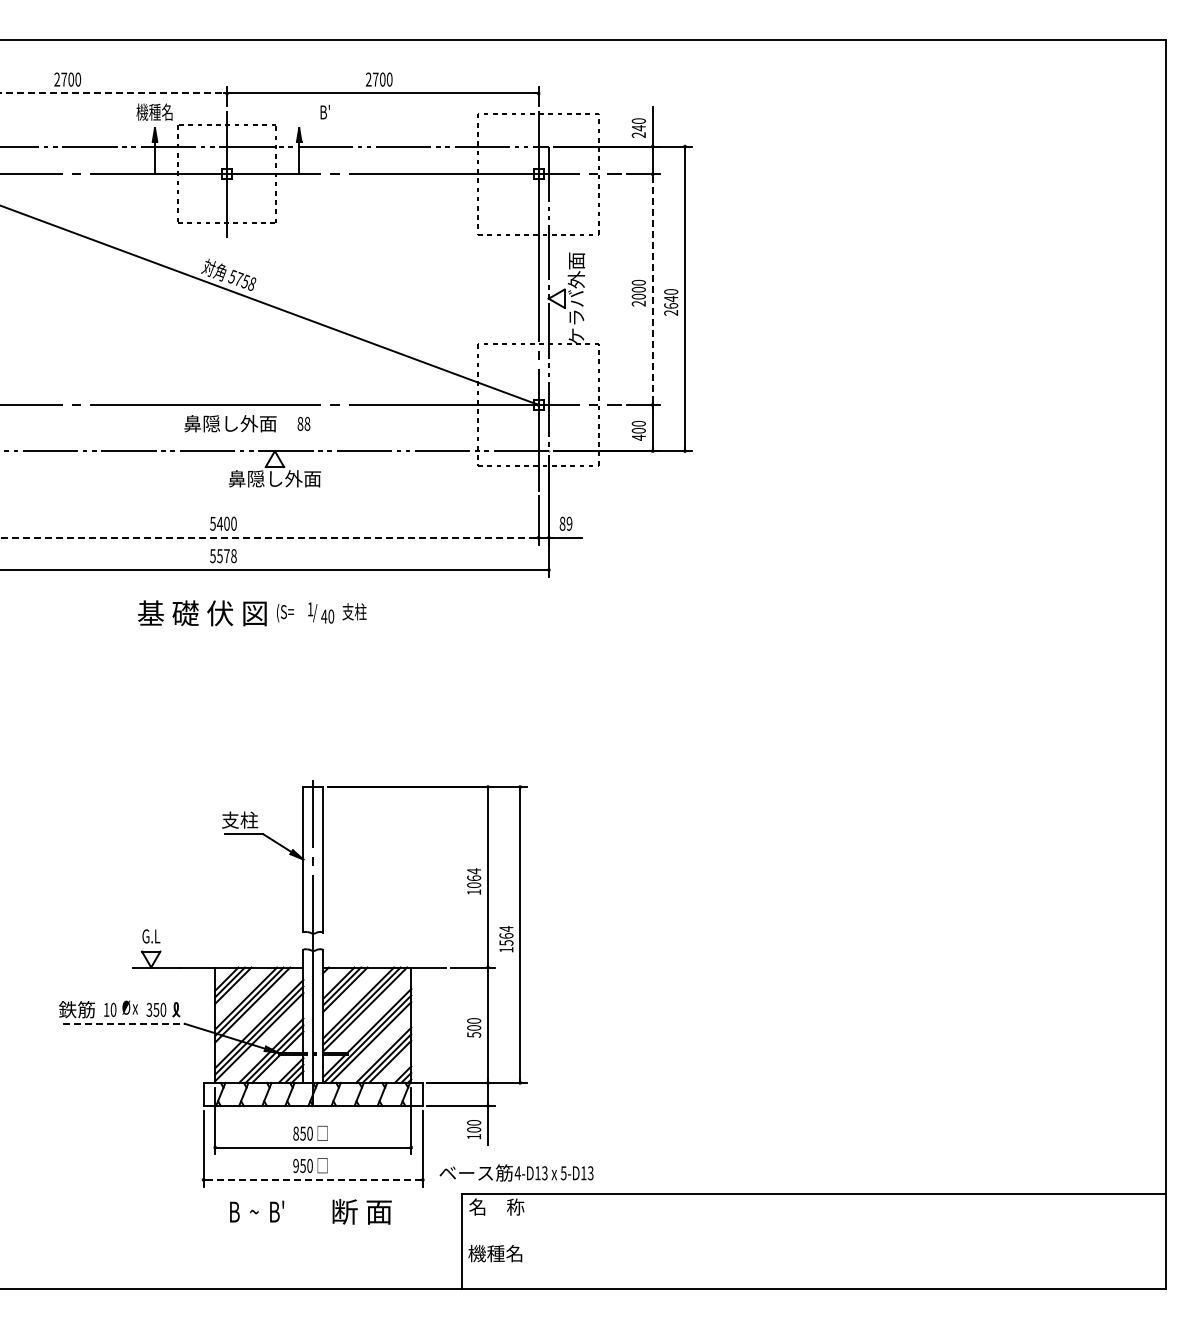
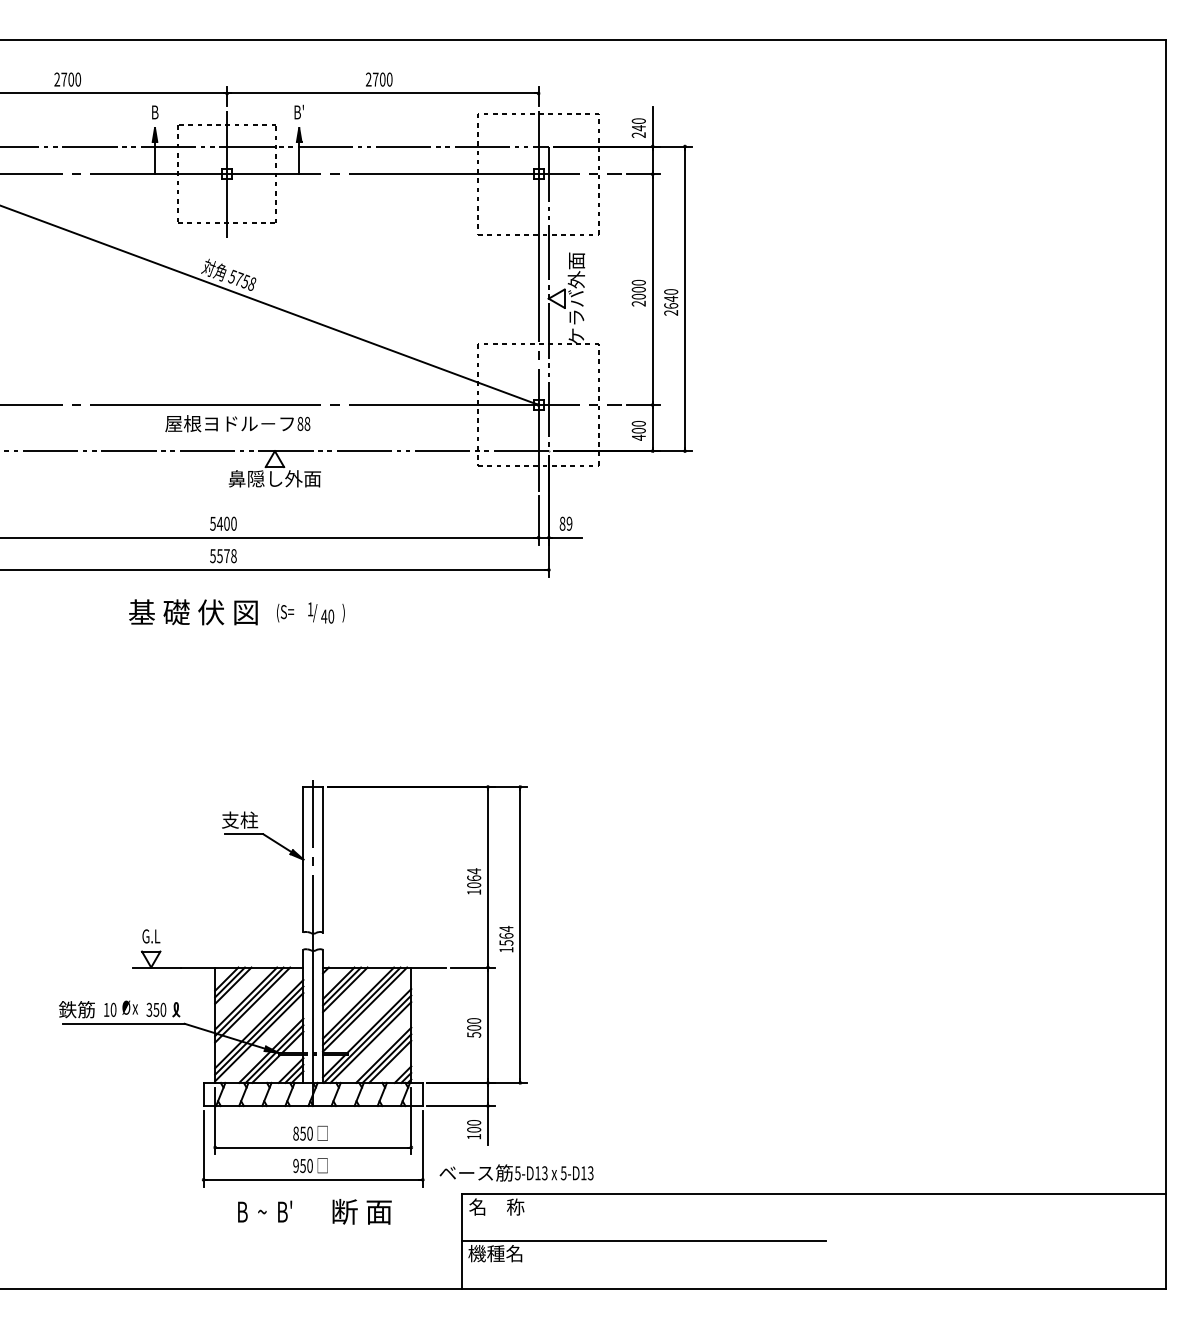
line: dashed -> solid (112, 93)
text: 機種名 -> B (154, 111)
text position: (324, 111) -> (298, 111) (298, 111)
line: dashed -> solid (652, 289)
text: 鼻隠し外面 -> 屋根ヨドル－フ (229, 423)
line: dashed -> solid (268, 537)
text: 支柱 -> ) (354, 612)
text position: (202, 613) -> (193, 612) (193, 612)
line: dashed -> solid (123, 1023)
text: 4-D13 -> 5-D13 (517, 1173)
line: dashed -> solid (313, 1179)
text position: (257, 1211) -> (265, 1211) (265, 1211)
line: none -> present (643, 1241)
